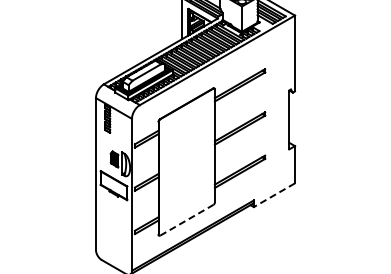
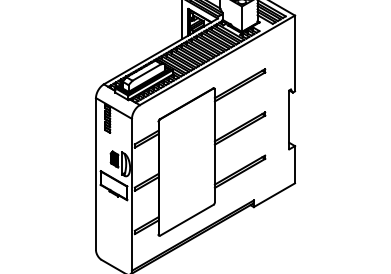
line: dashed -> solid (274, 195)
line: dashed -> solid (186, 220)
